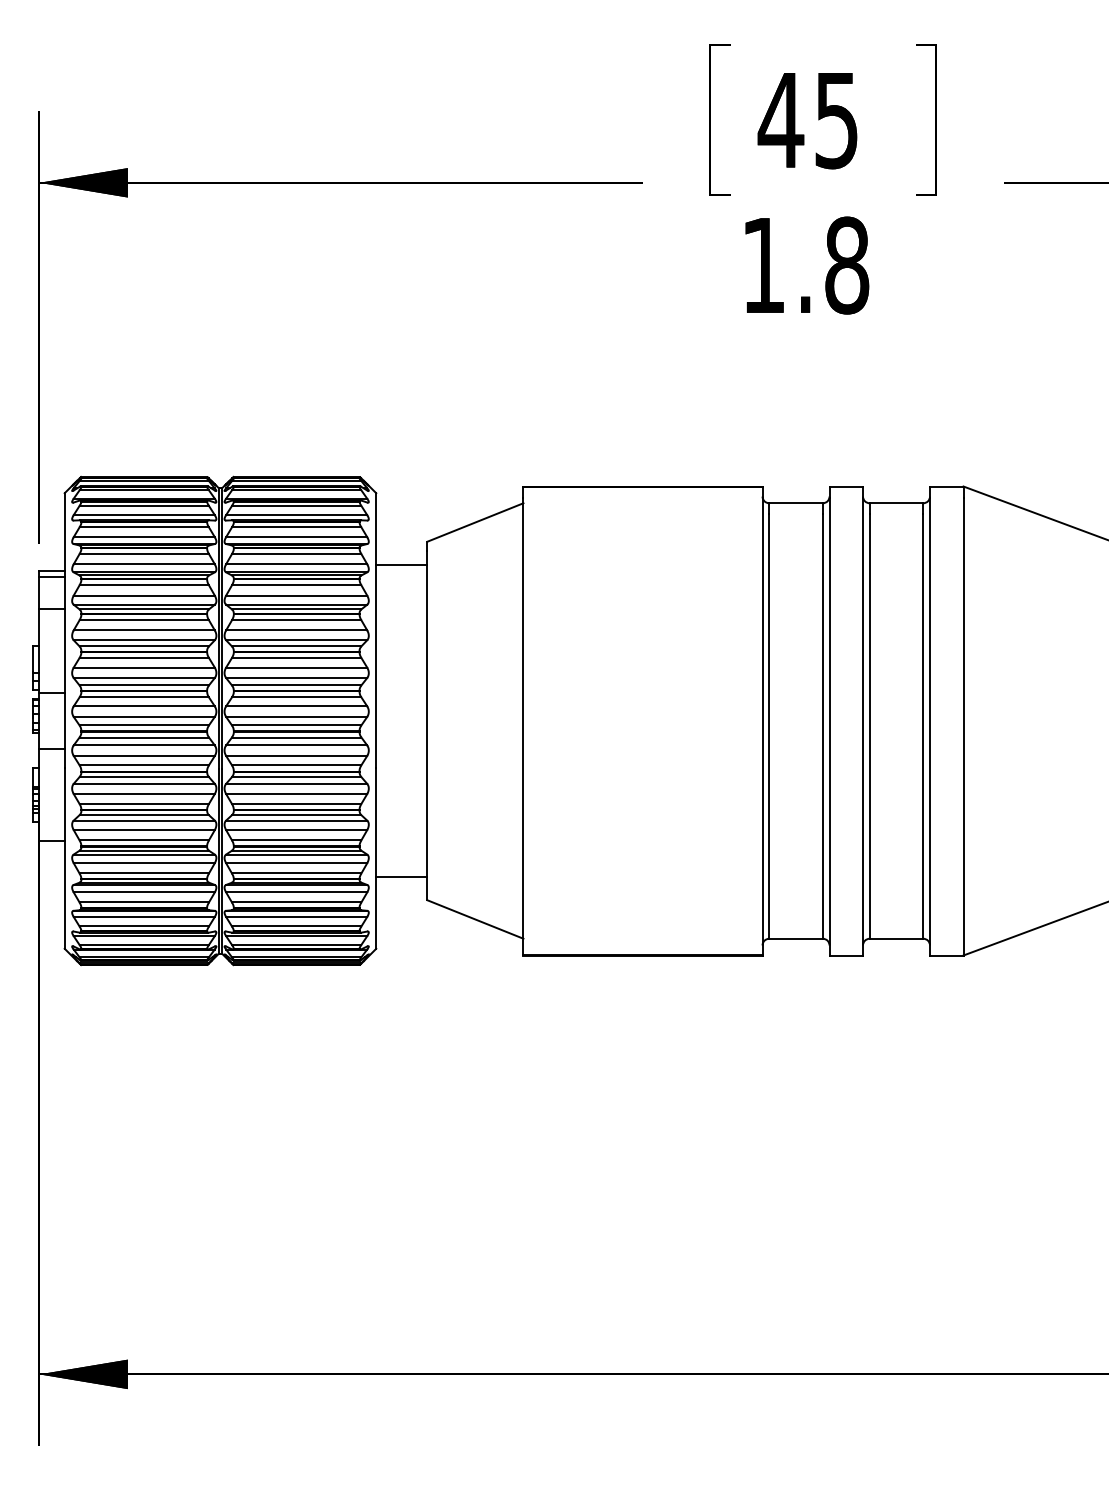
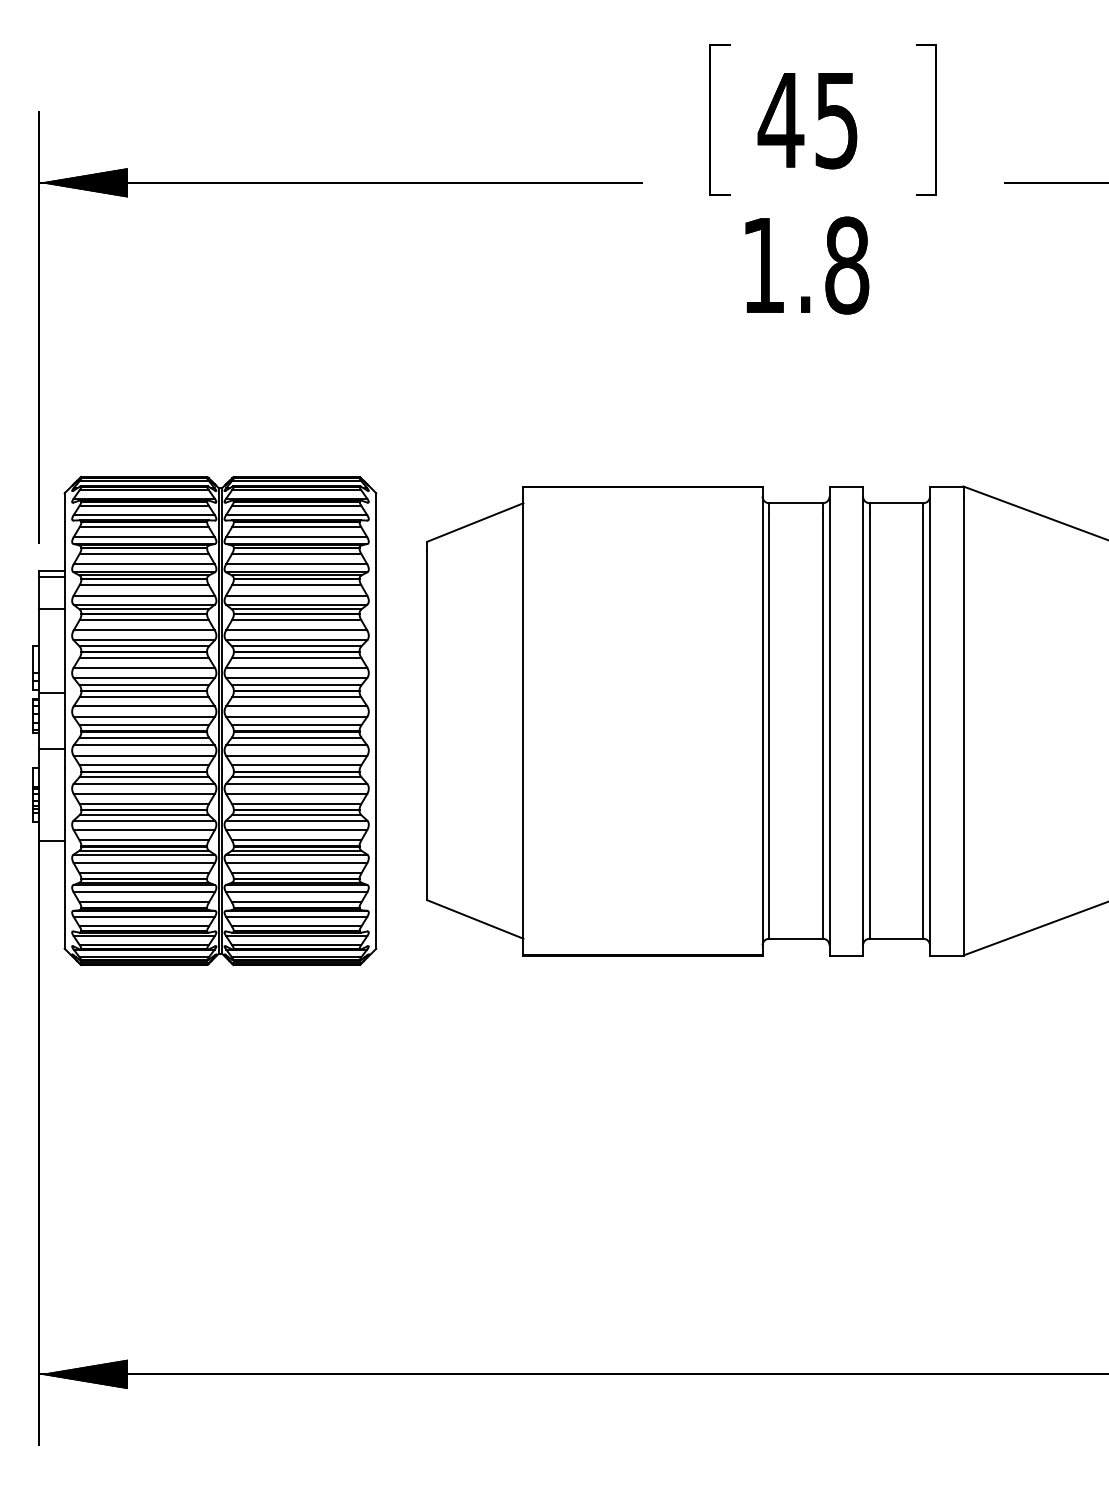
line: present -> none (401, 565)
line: present -> none (401, 876)
